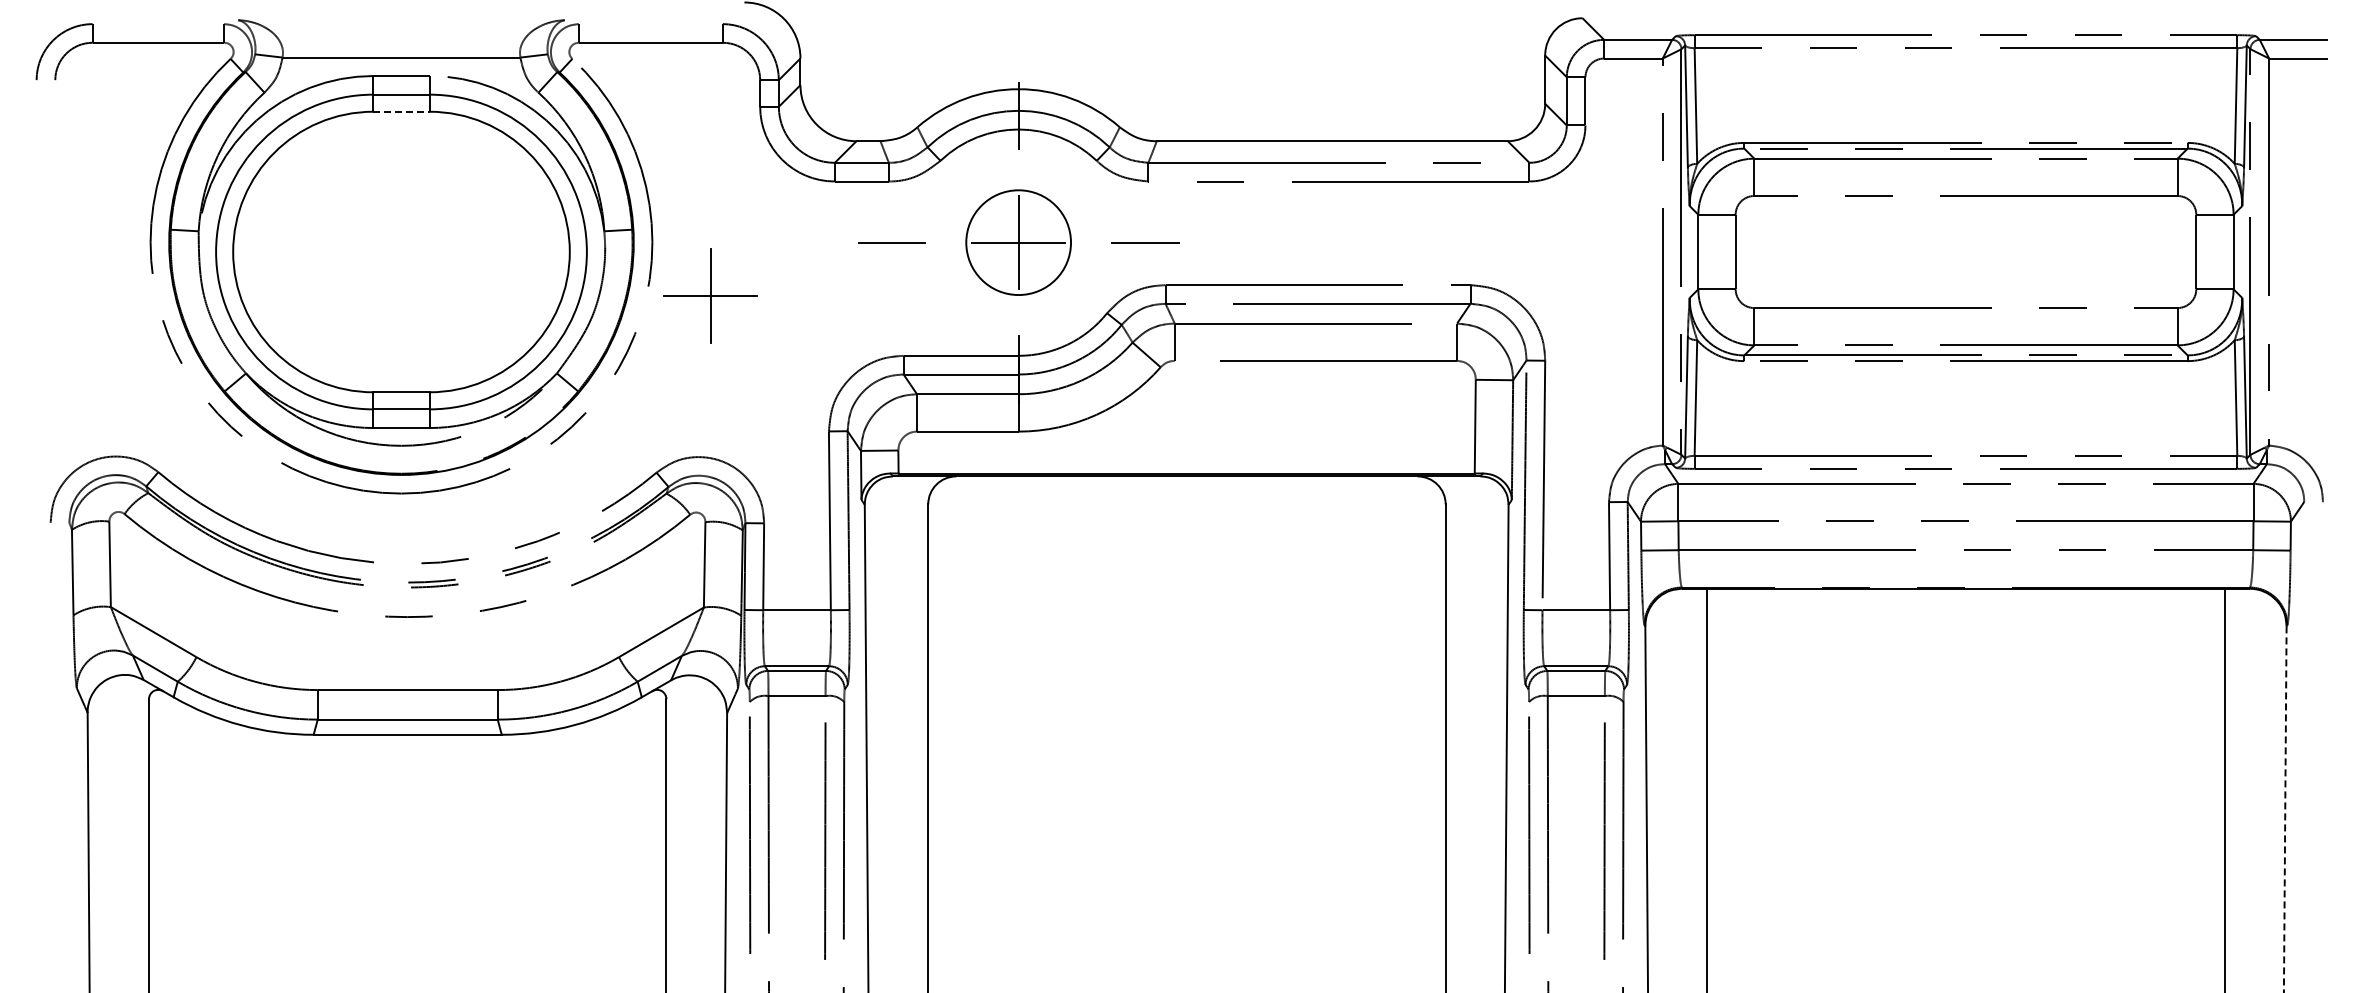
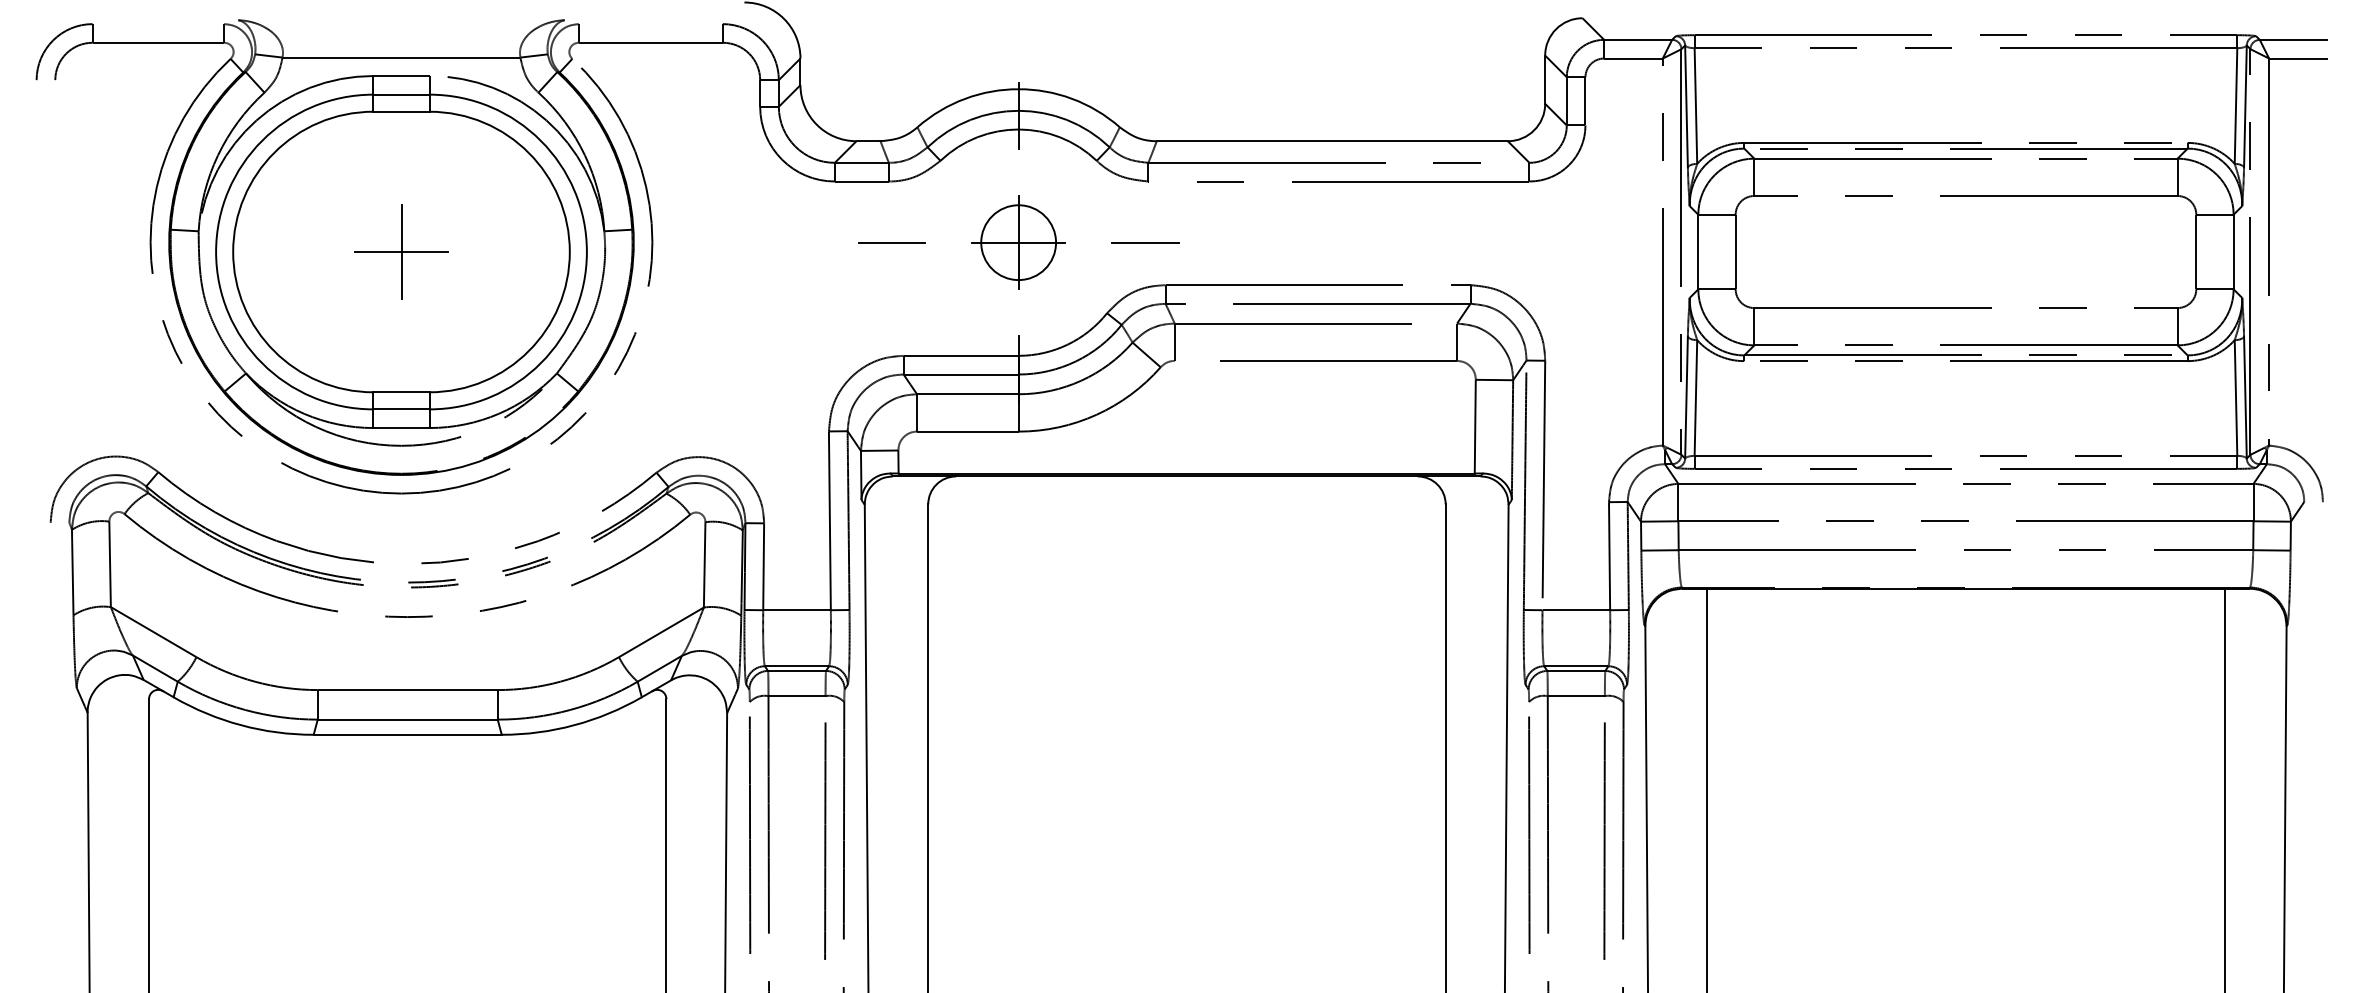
line: dashed -> solid (402, 111)
circle diameter: 105 px -> 75 px (1018, 242)
part position: (710, 295) -> (401, 251) (401, 251)
line: dashed -> solid (2285, 809)
